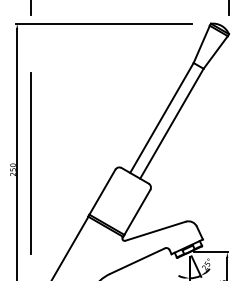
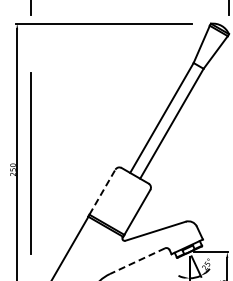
line: solid -> dashed (102, 192)
line: solid -> dashed (137, 261)
